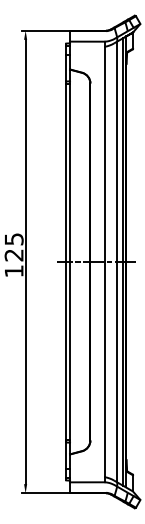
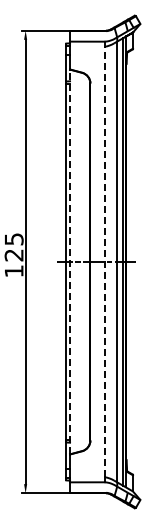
line: solid -> dashed (70, 261)
line: solid -> dashed (104, 261)
